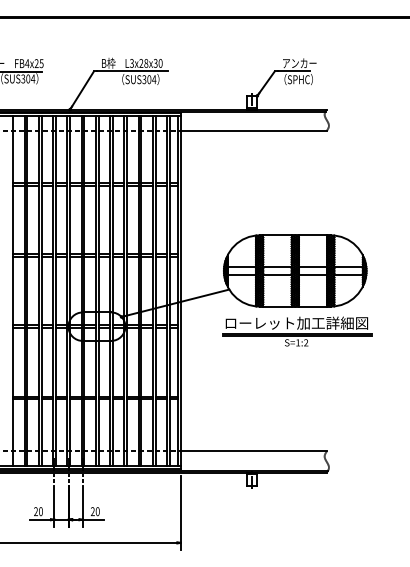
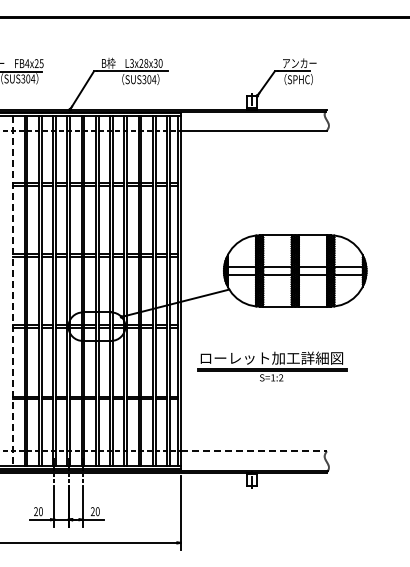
line: solid -> dashed (13, 291)
part position: (297, 331) -> (272, 366) (272, 366)
line: solid -> dashed (253, 451)
